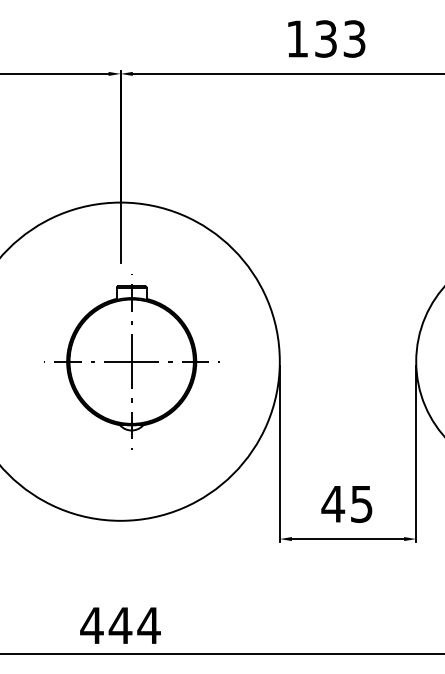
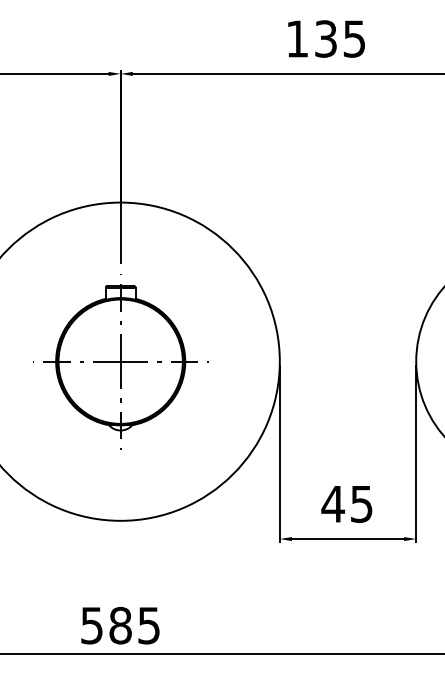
text: 133 -> 135 (354, 38)
part position: (131, 361) -> (120, 361) (120, 361)
text: 444 -> 585 (120, 625)
